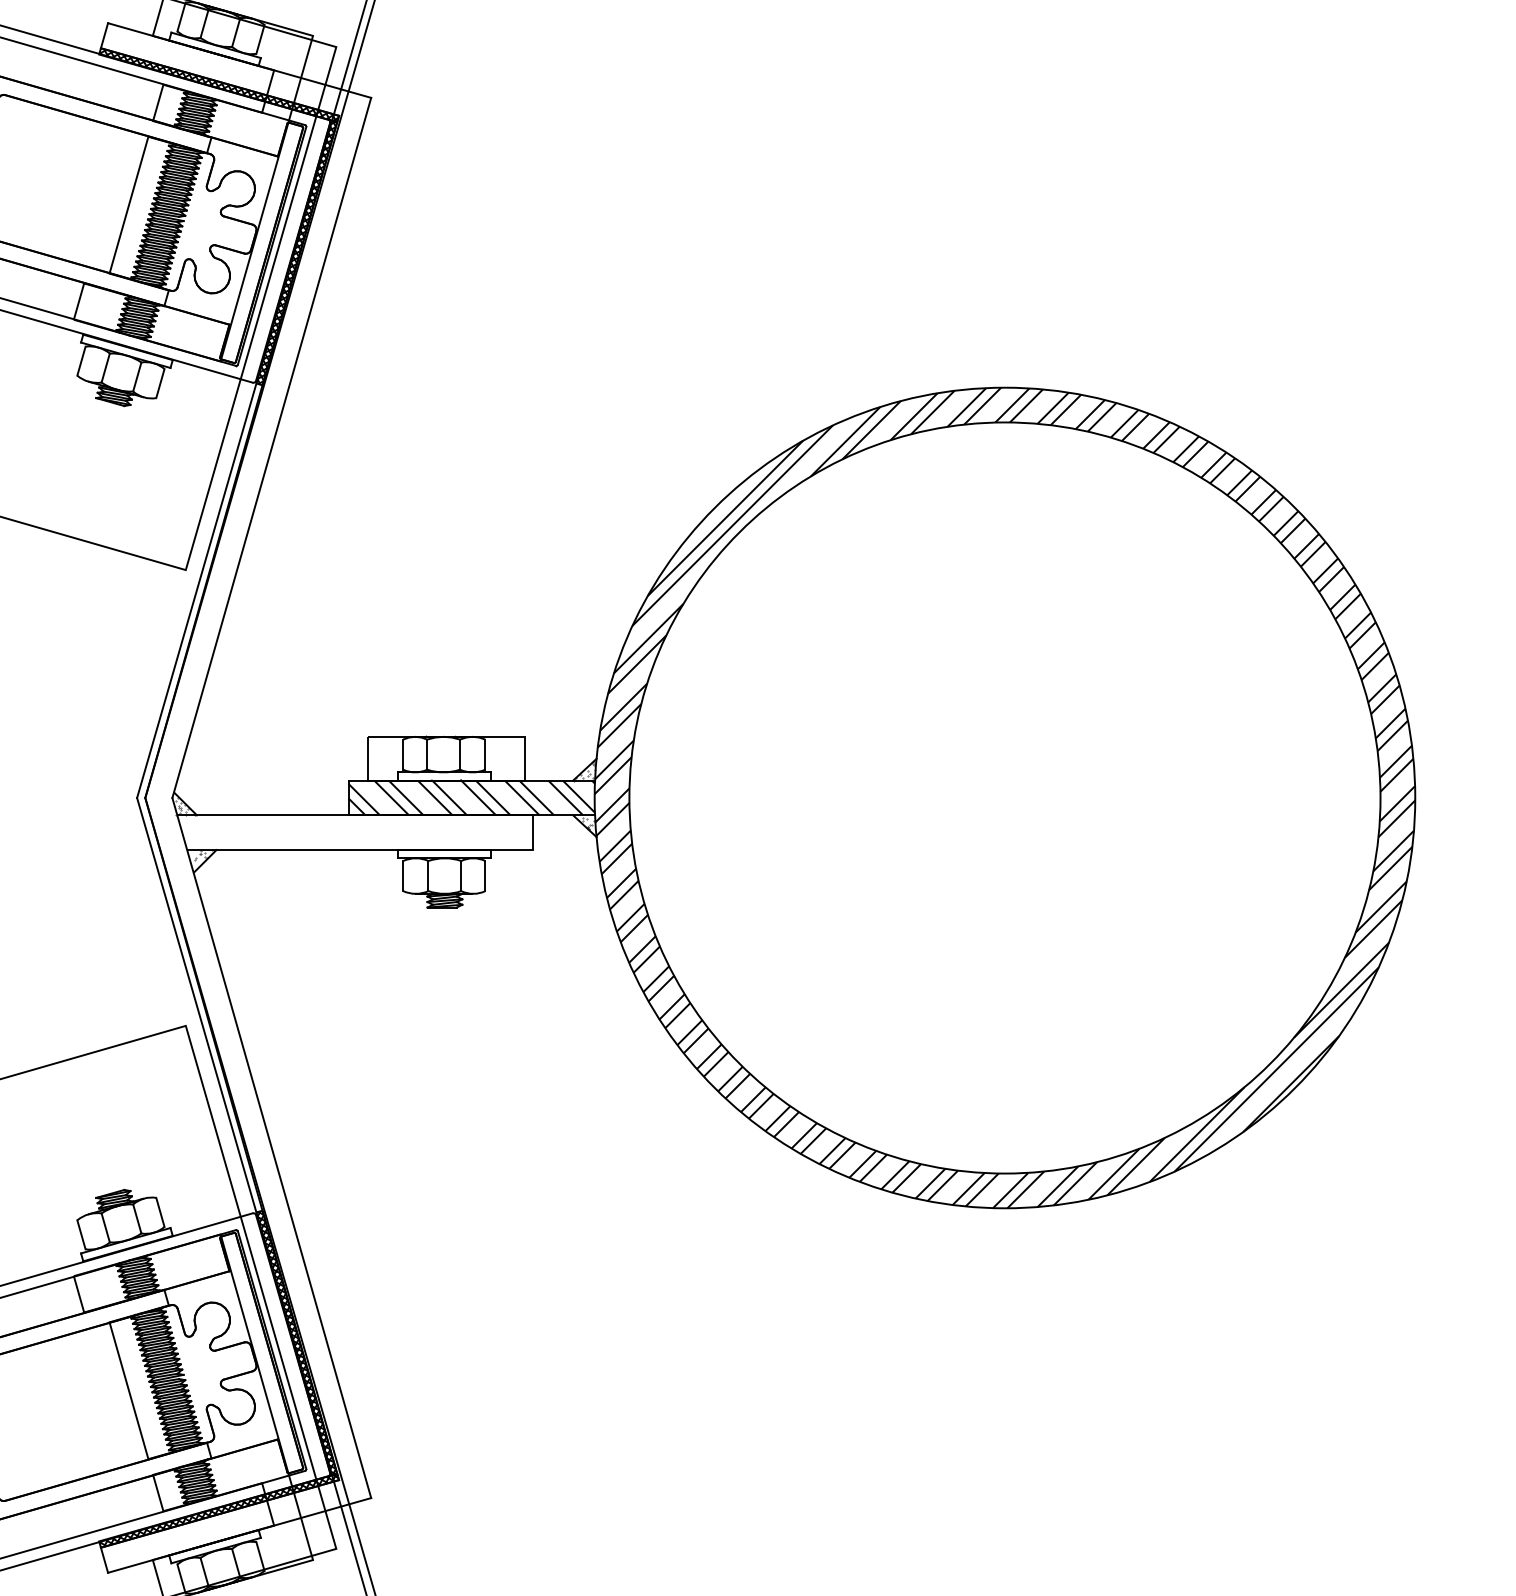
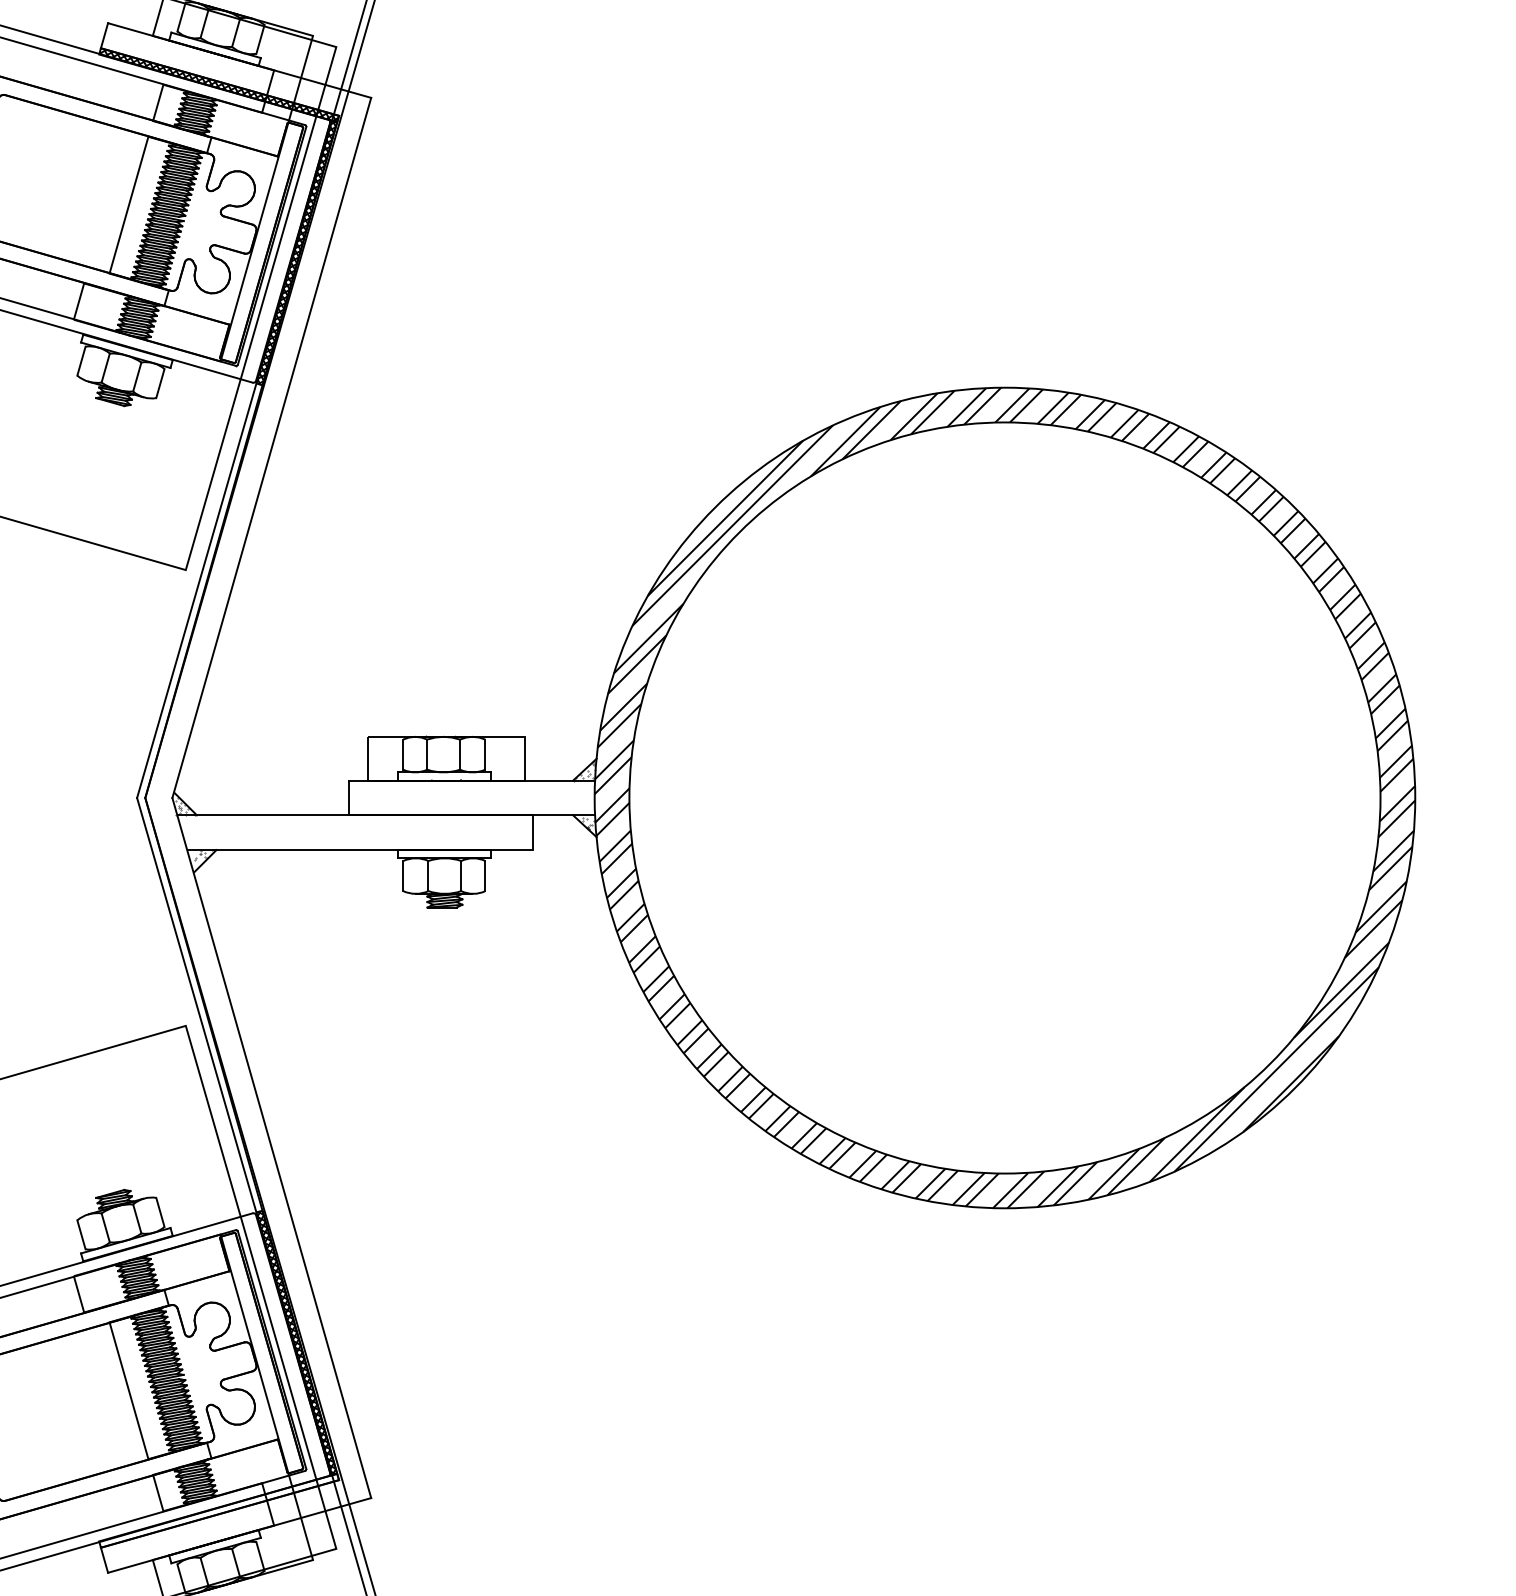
hatch: present -> none (471, 797)
hatch: present -> none (218, 1510)
